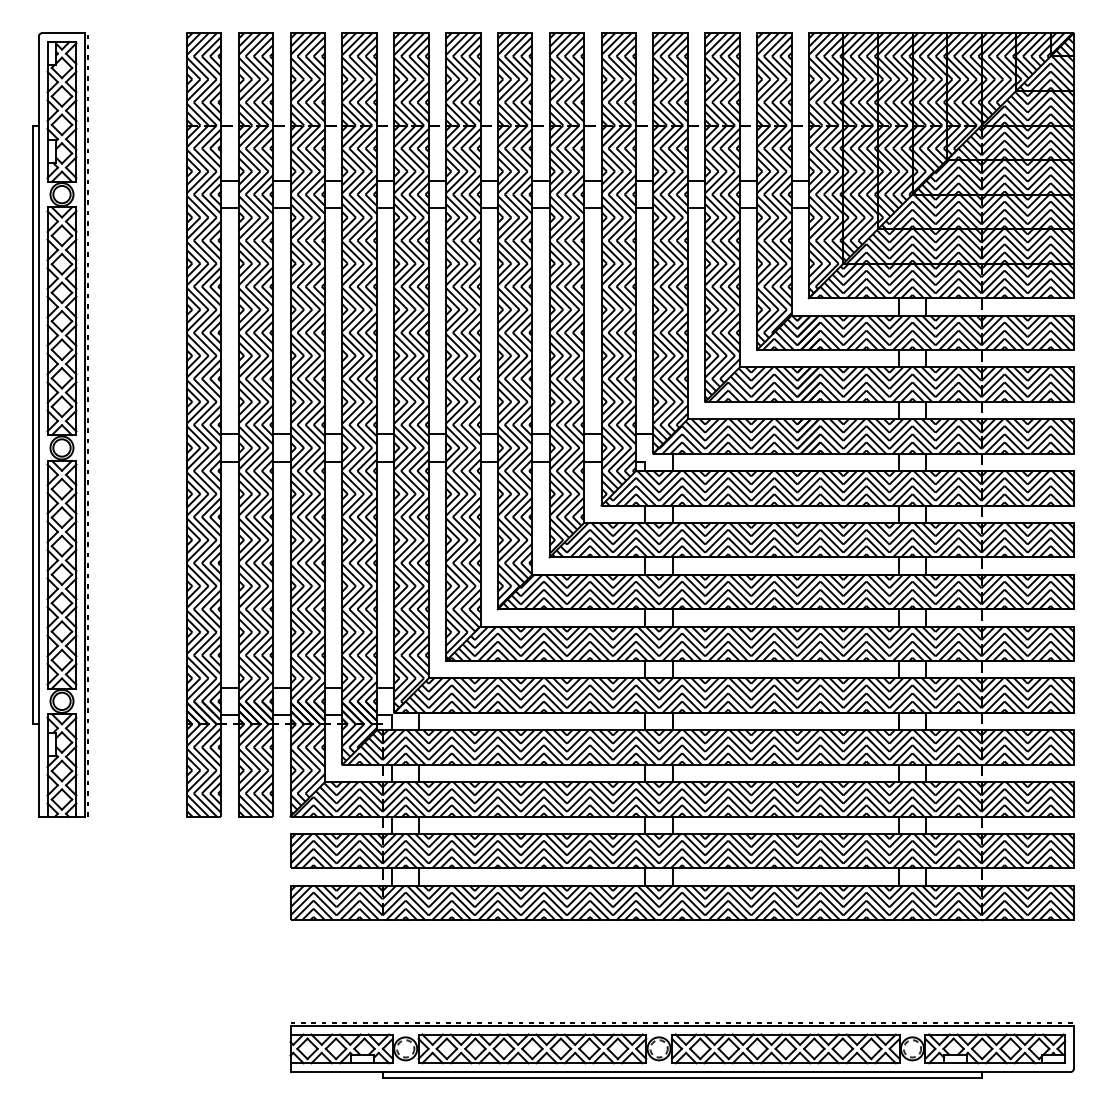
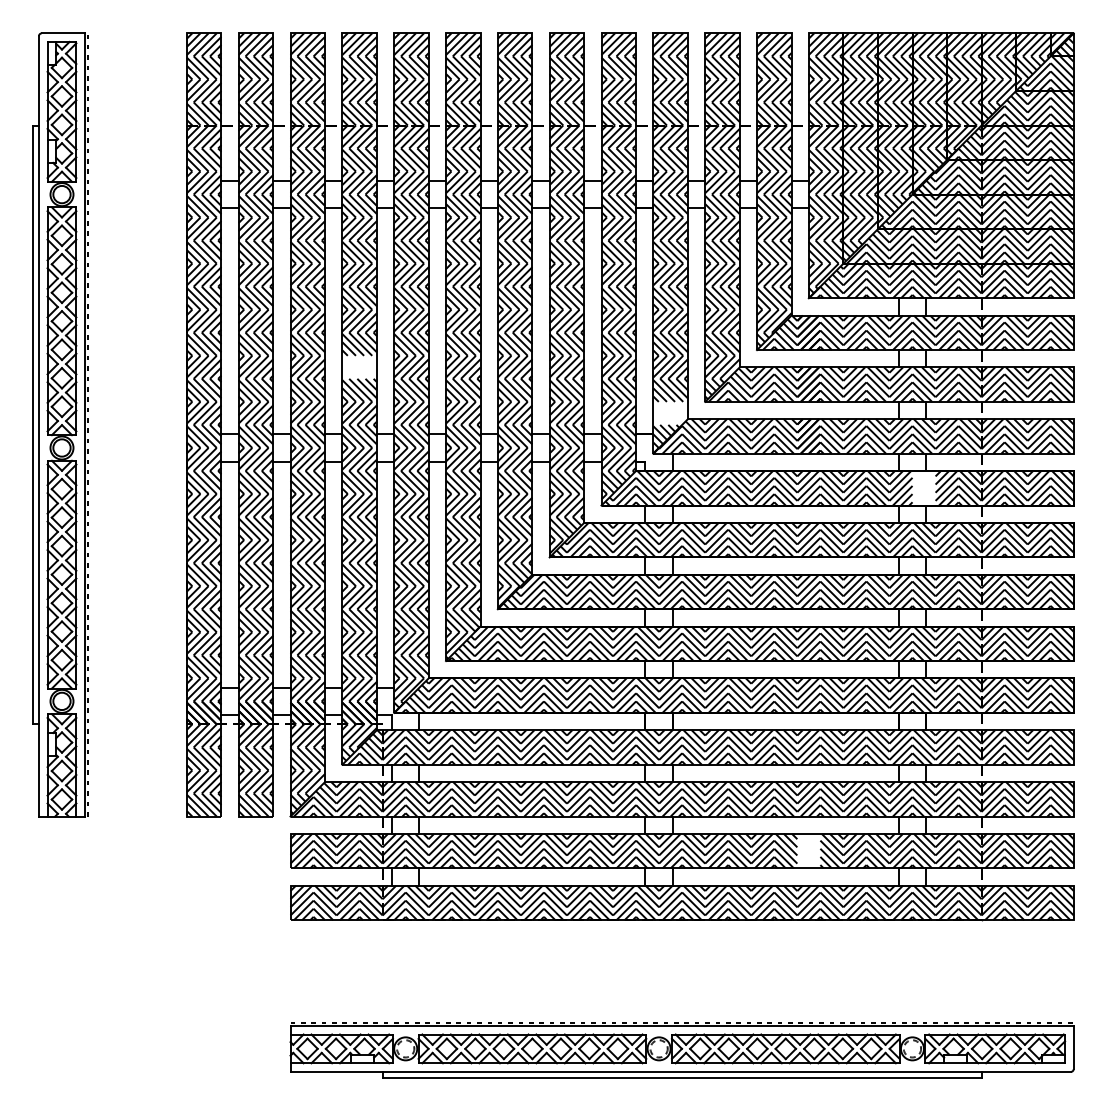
hatch: present -> none (359, 366)
hatch: present -> none (670, 412)
hatch: present -> none (923, 488)
hatch: present -> none (808, 850)
